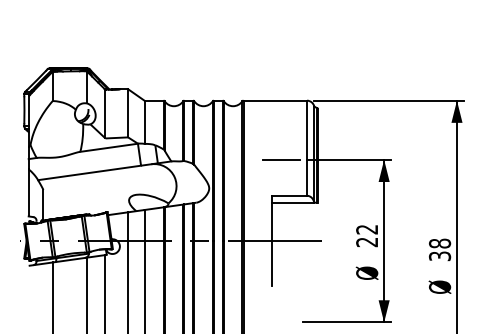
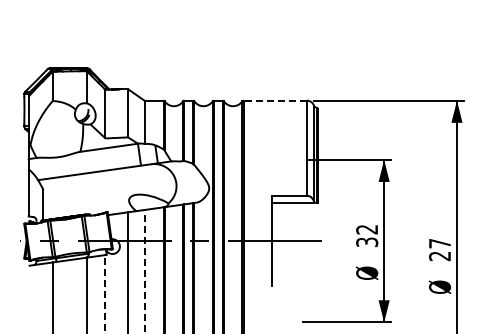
line: solid -> dashed (275, 100)
line: present -> none (280, 159)
text: 22 -> 32 (367, 242)
text: 38 -> 27 (439, 249)
line: solid -> dashed (144, 271)
line: solid -> dashed (105, 293)
